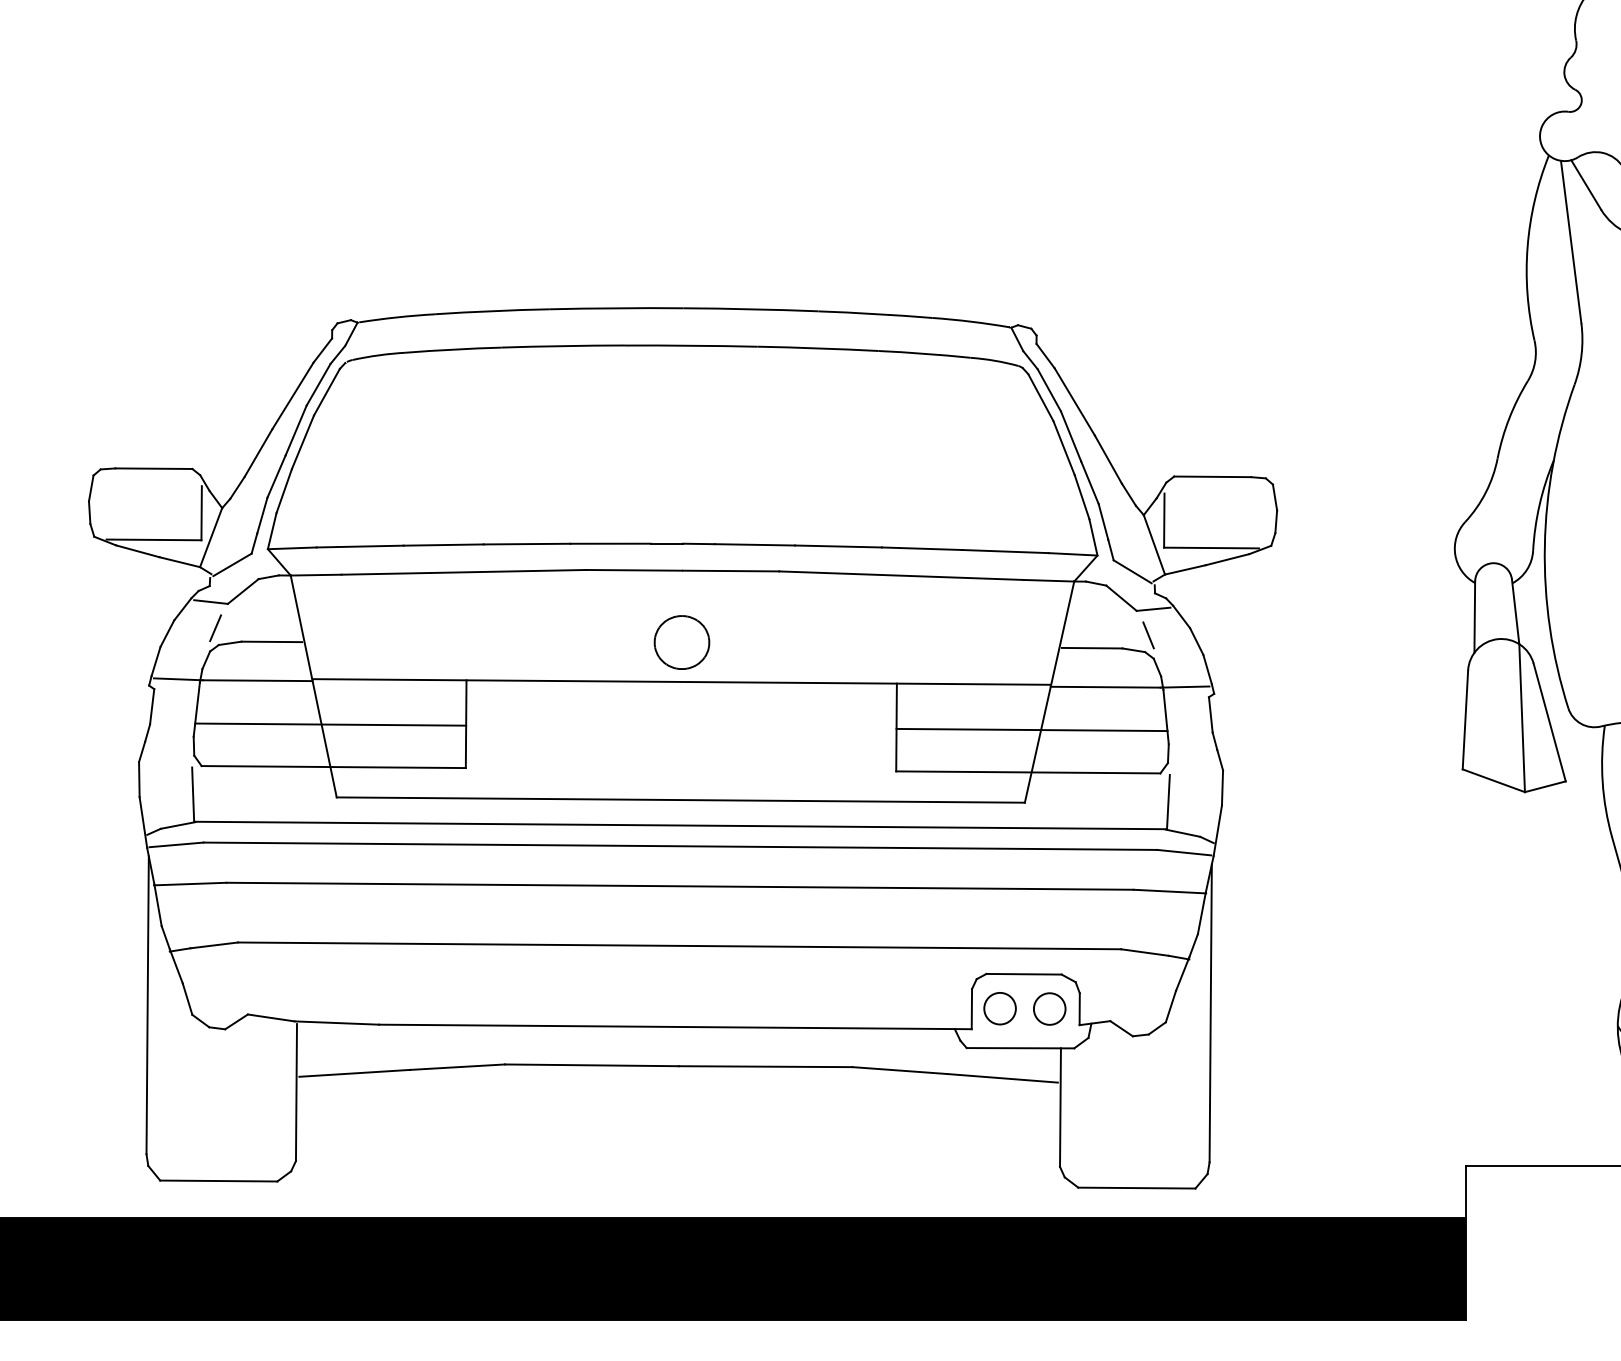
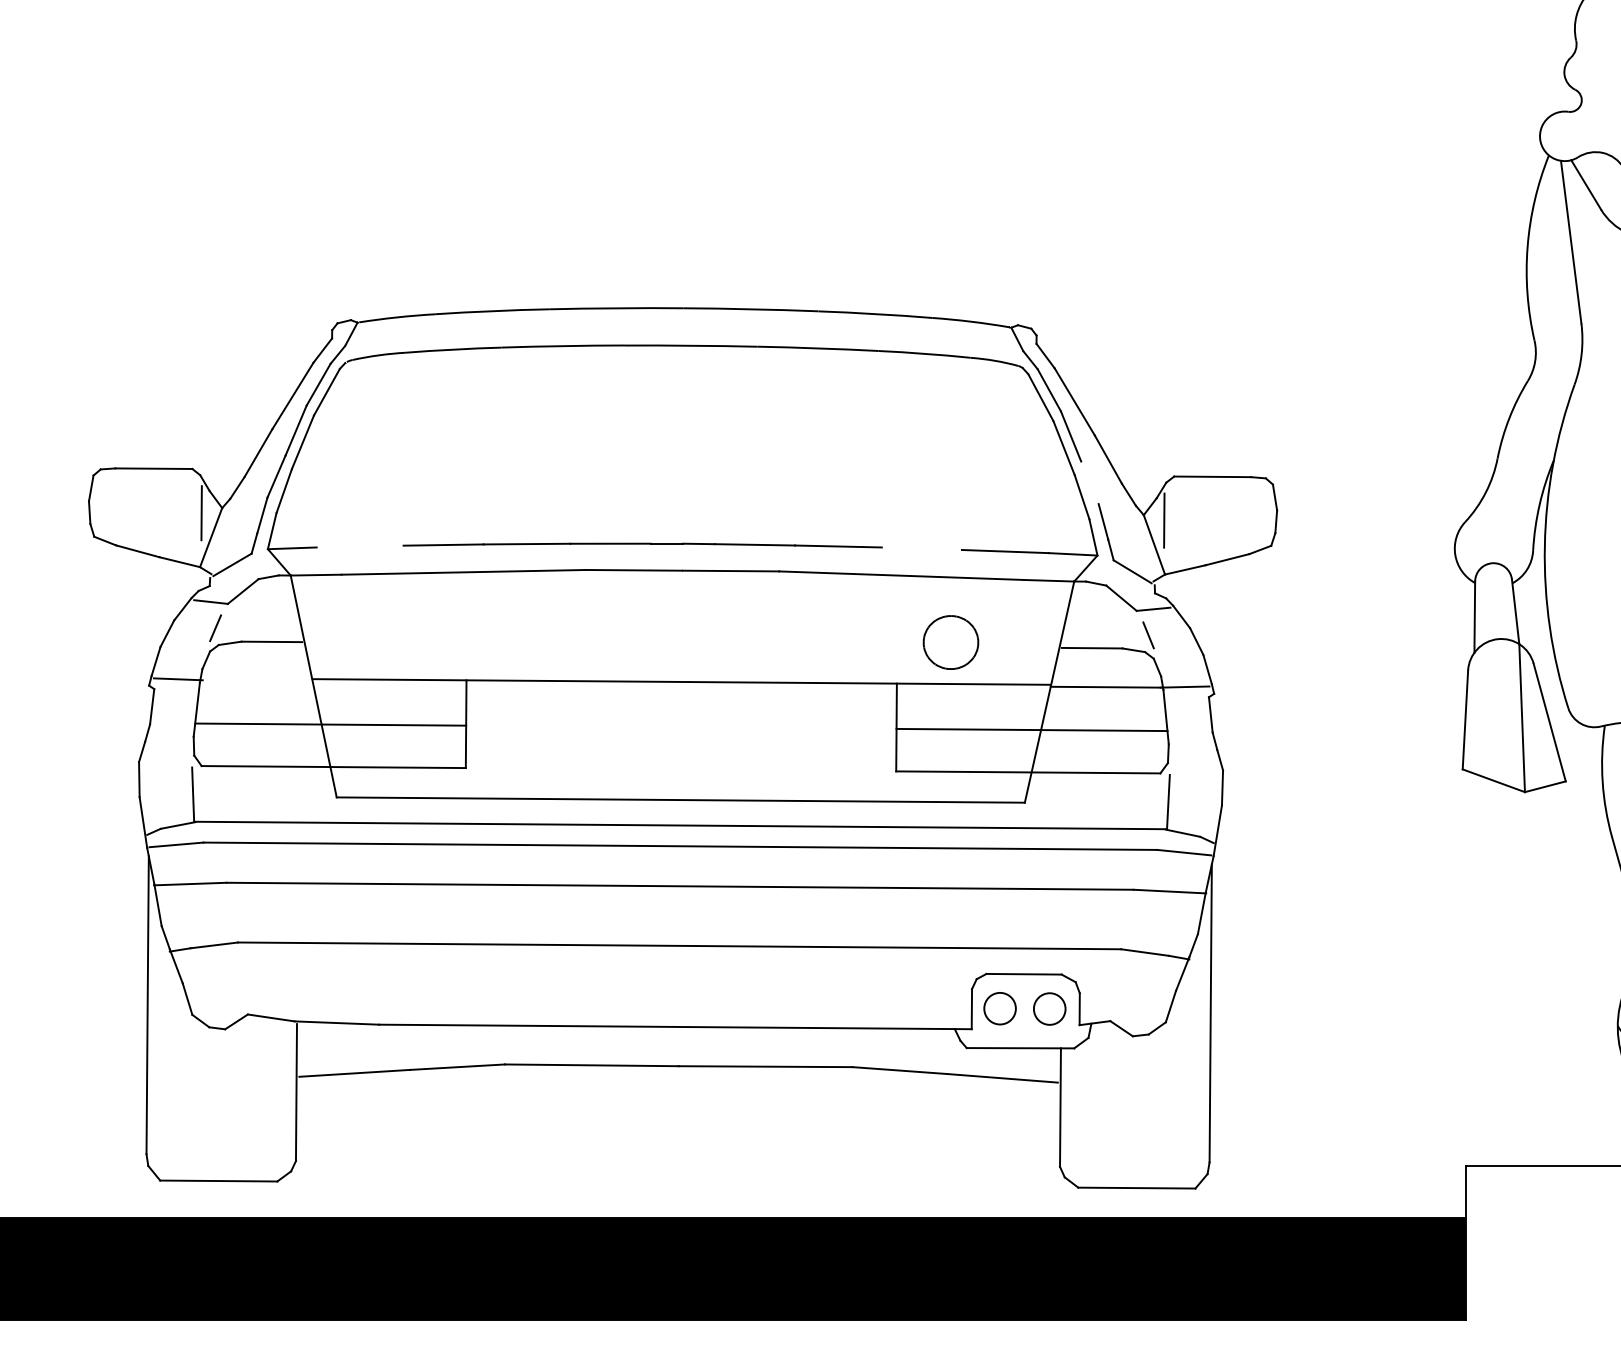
line: present -> none (1089, 482)
line: present -> none (153, 539)
line: present -> none (359, 546)
line: present -> none (1211, 547)
line: present -> none (921, 548)
part position: (681, 642) -> (950, 642) (950, 642)
line: present -> none (257, 680)
